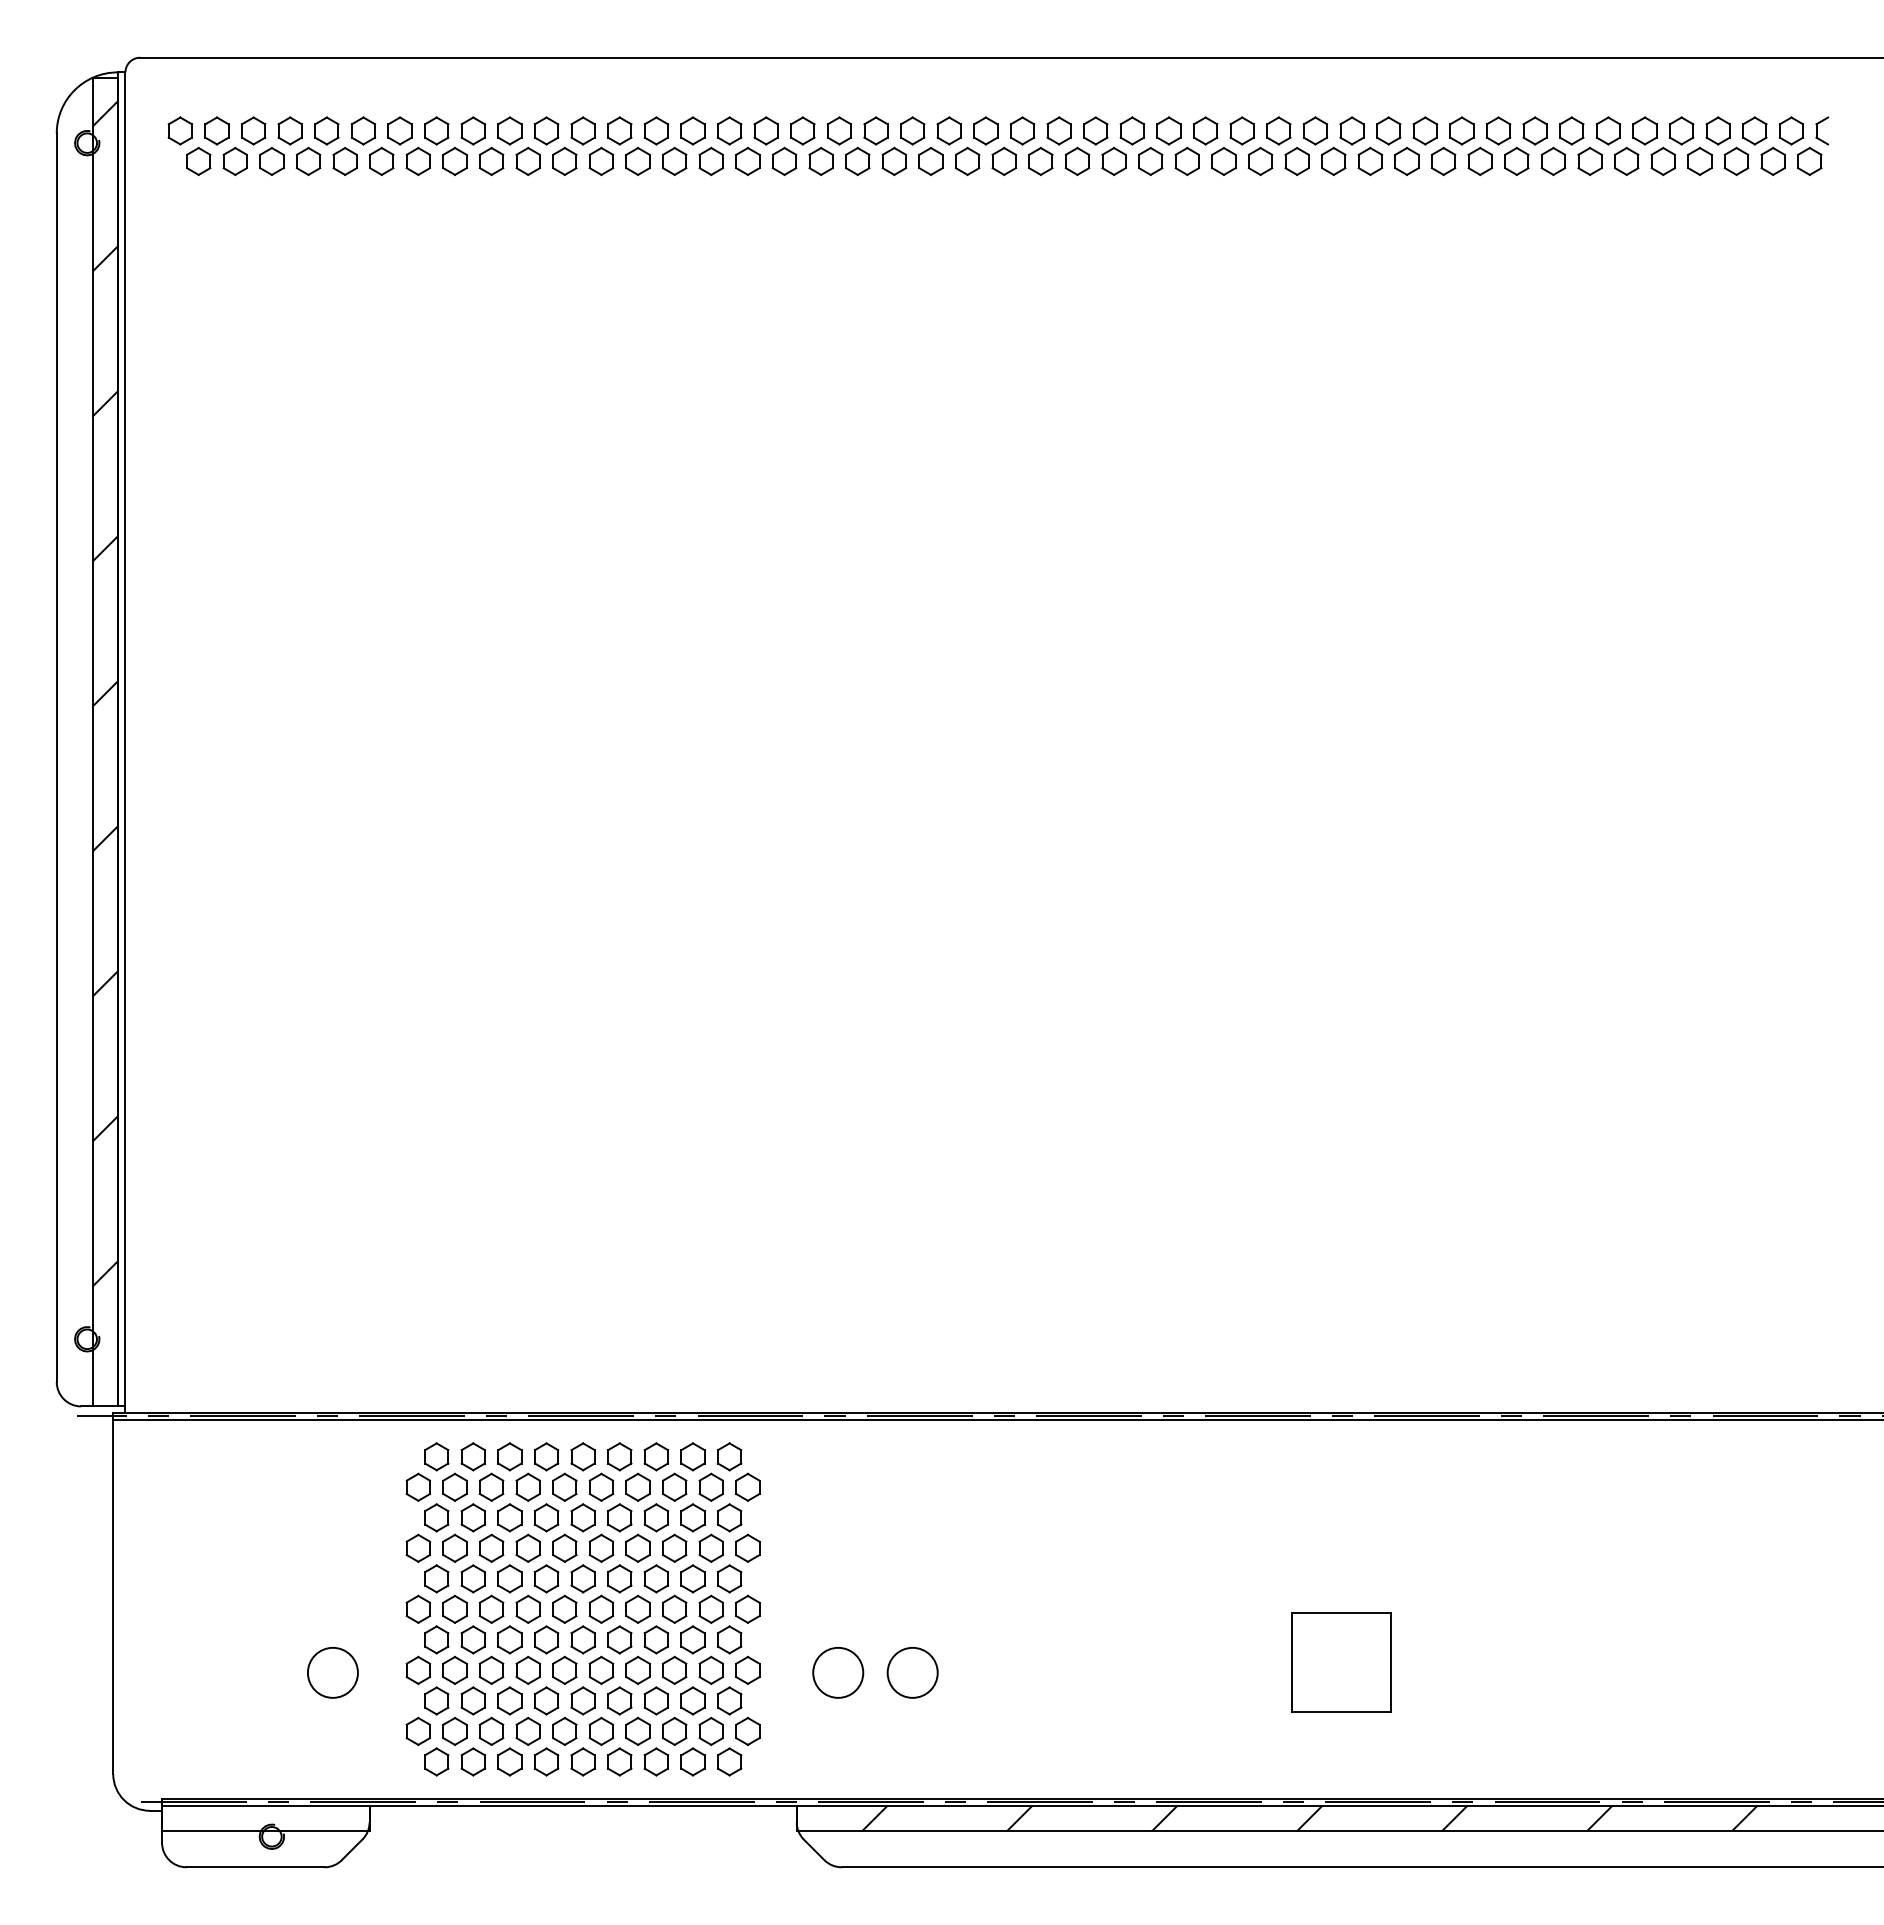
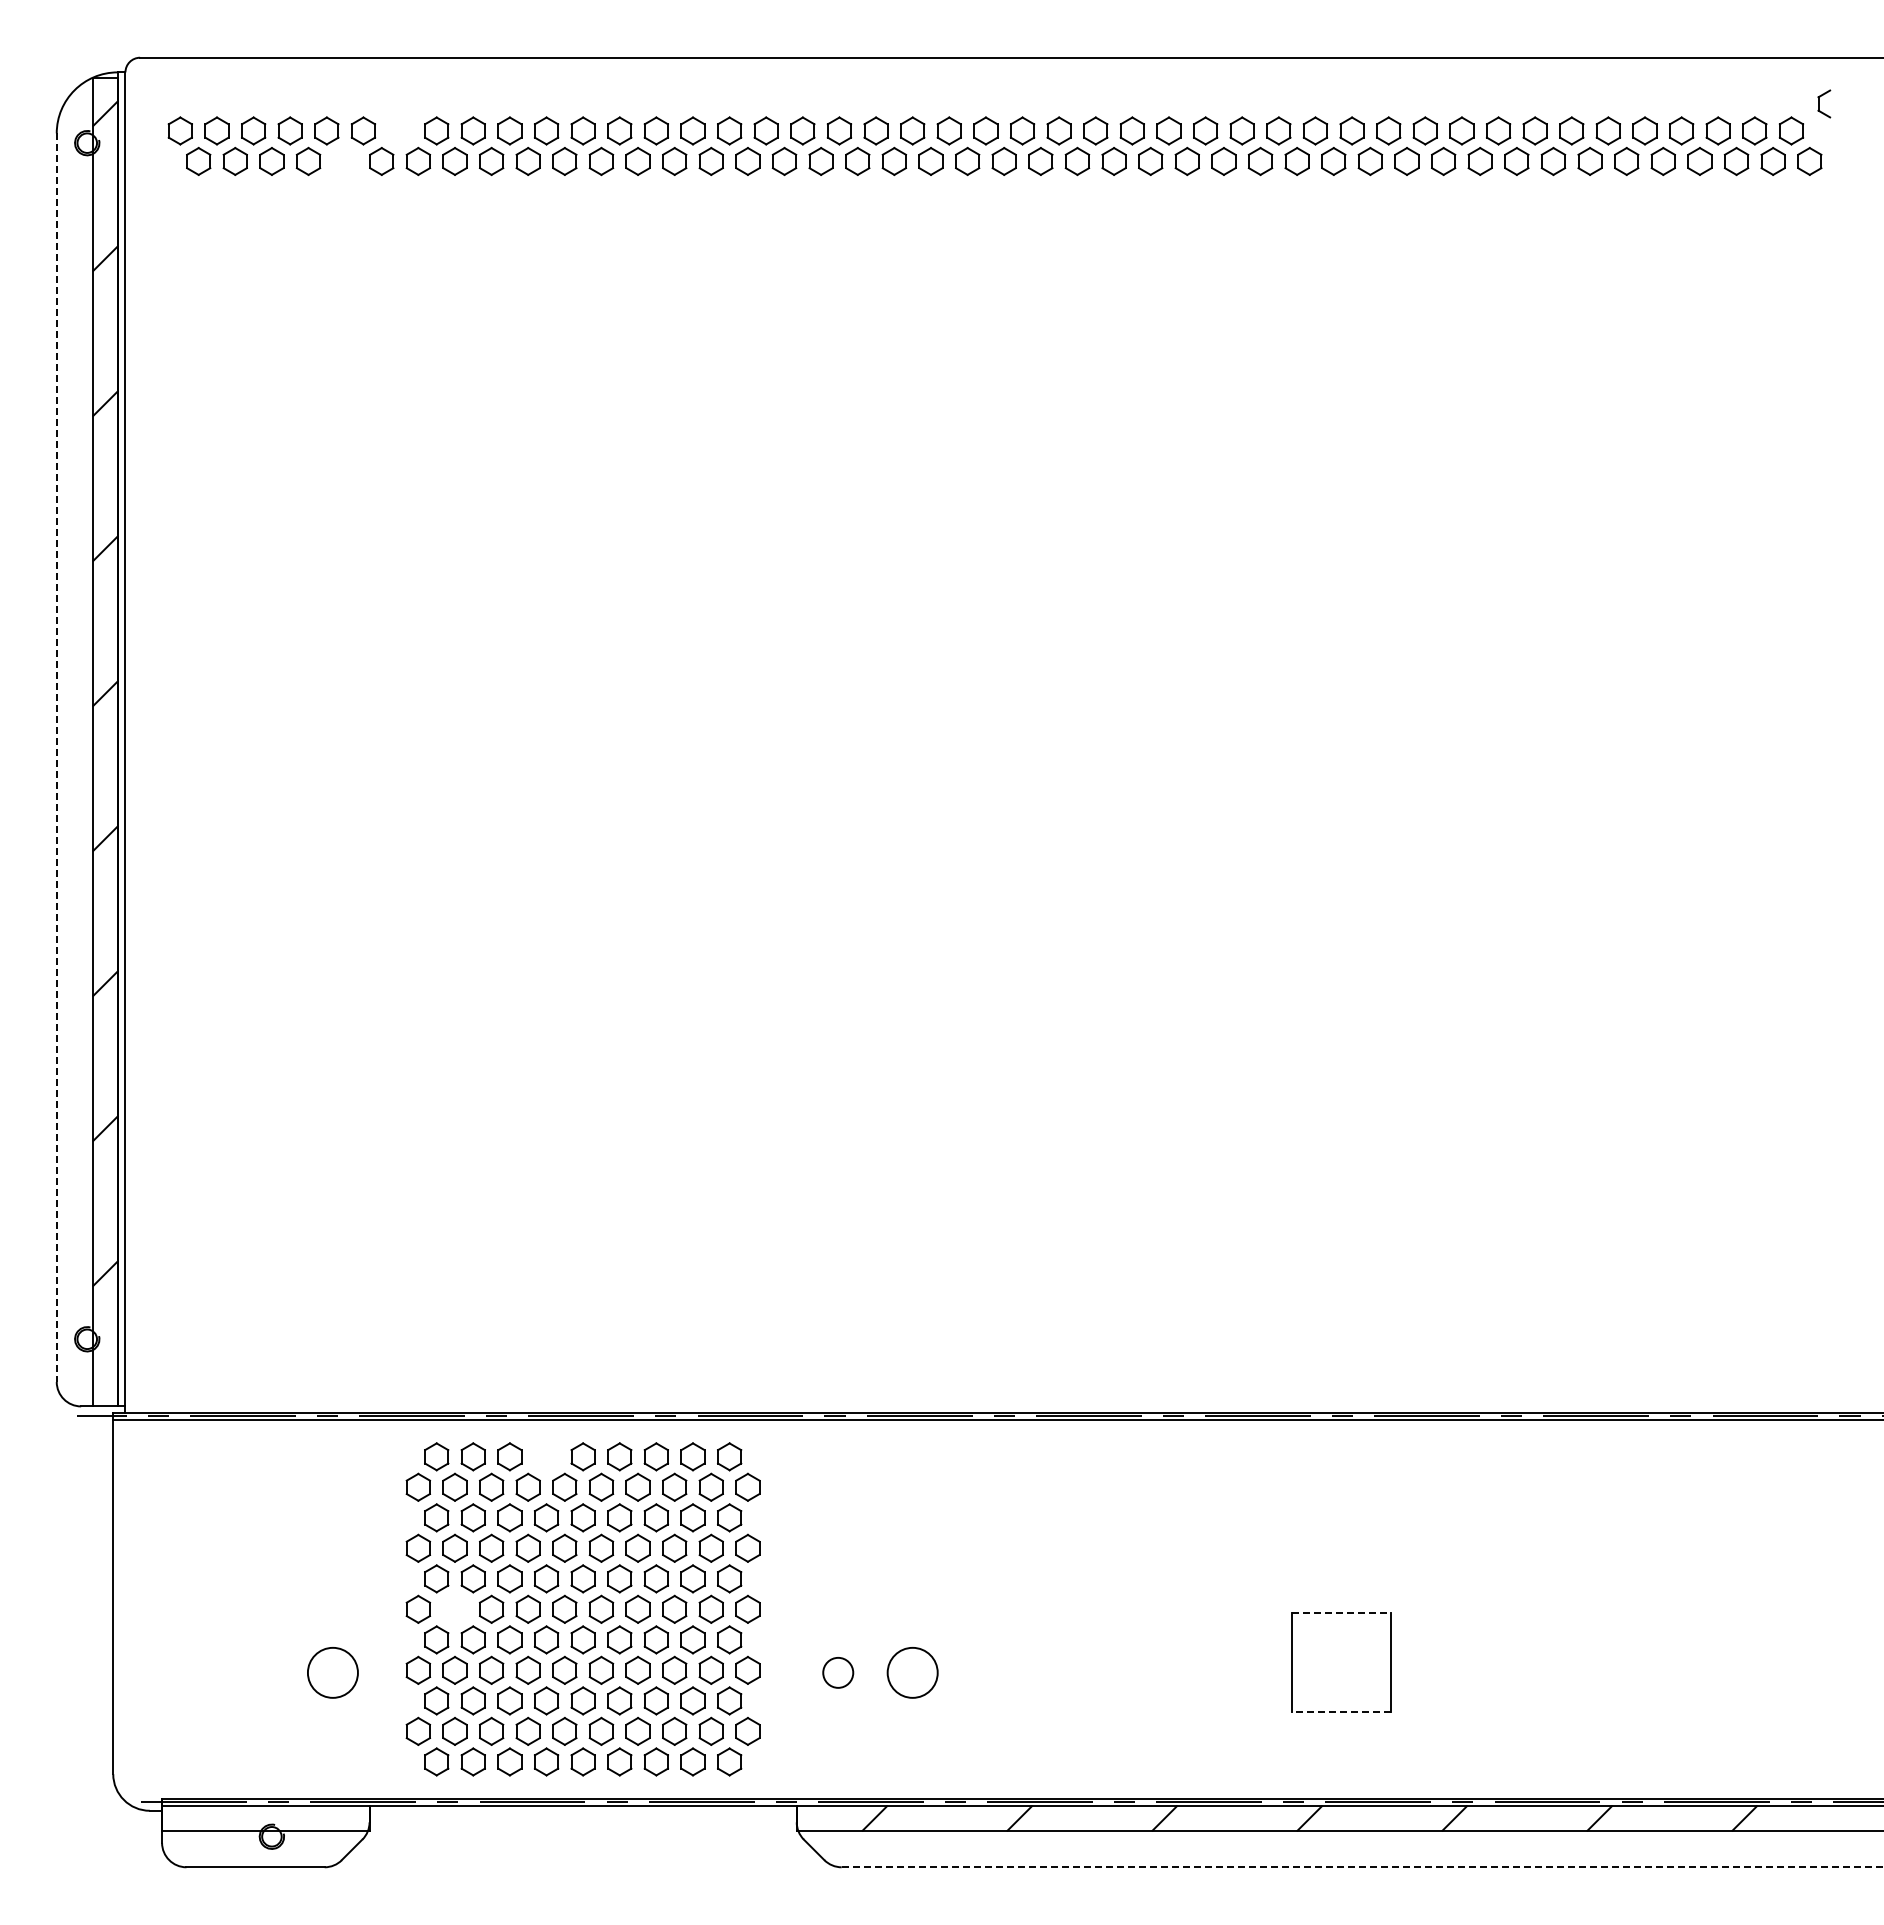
part: present -> none (399, 130)
part position: (1822, 130) -> (1824, 103) (1824, 103)
part: present -> none (344, 161)
line: solid -> dashed (56, 758)
part: present -> none (546, 1456)
part: present -> none (454, 1608)
line: solid -> dashed (1341, 1612)
circle diameter: 50 px -> 30 px (838, 1672)
line: solid -> dashed (1340, 1711)
line: solid -> dashed (1362, 1867)
